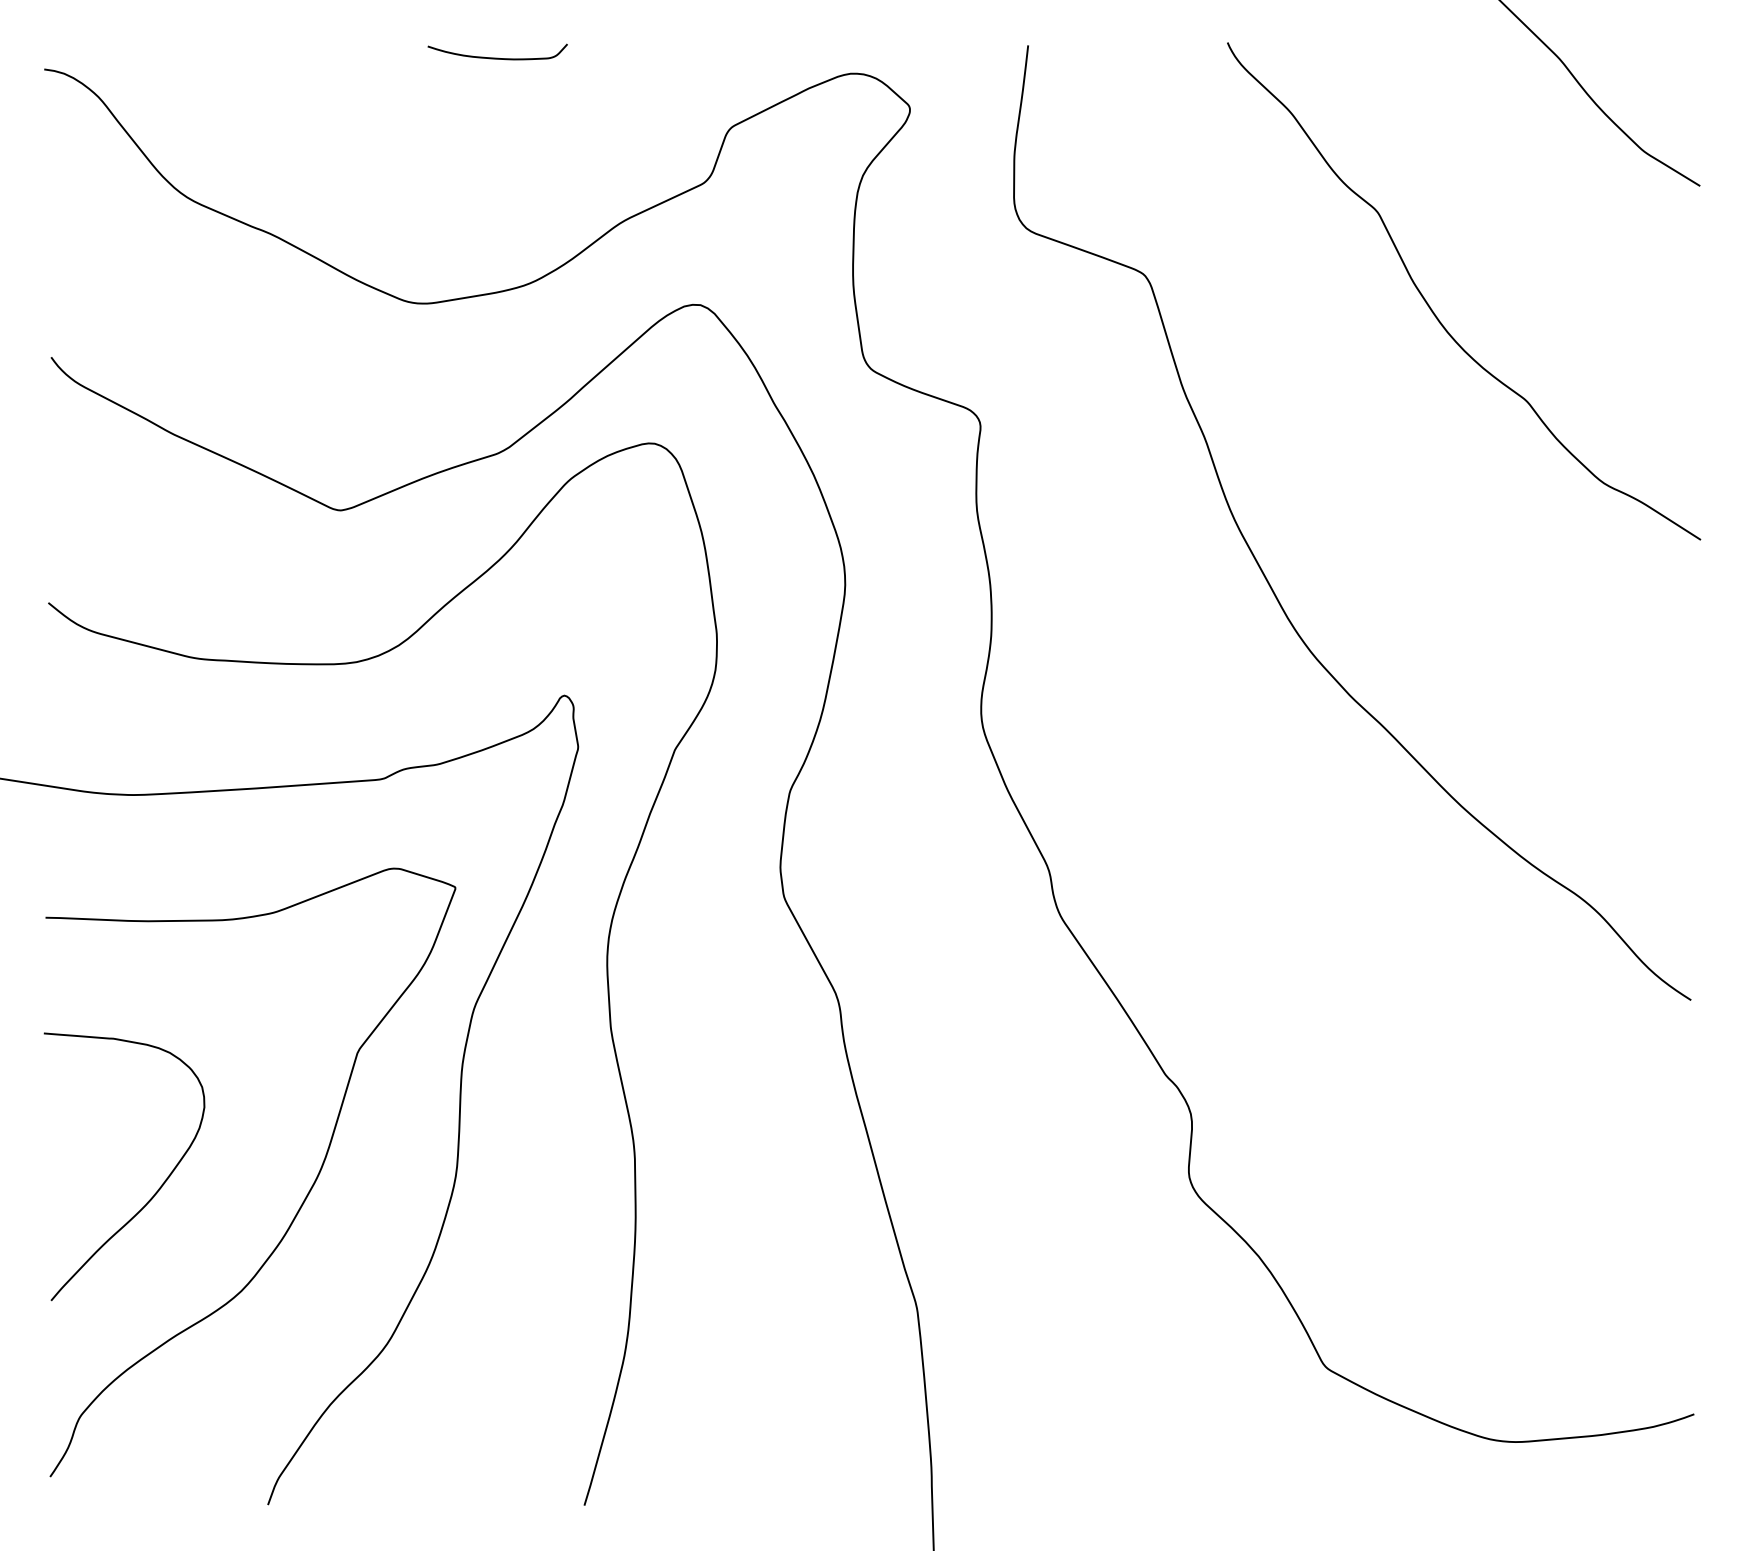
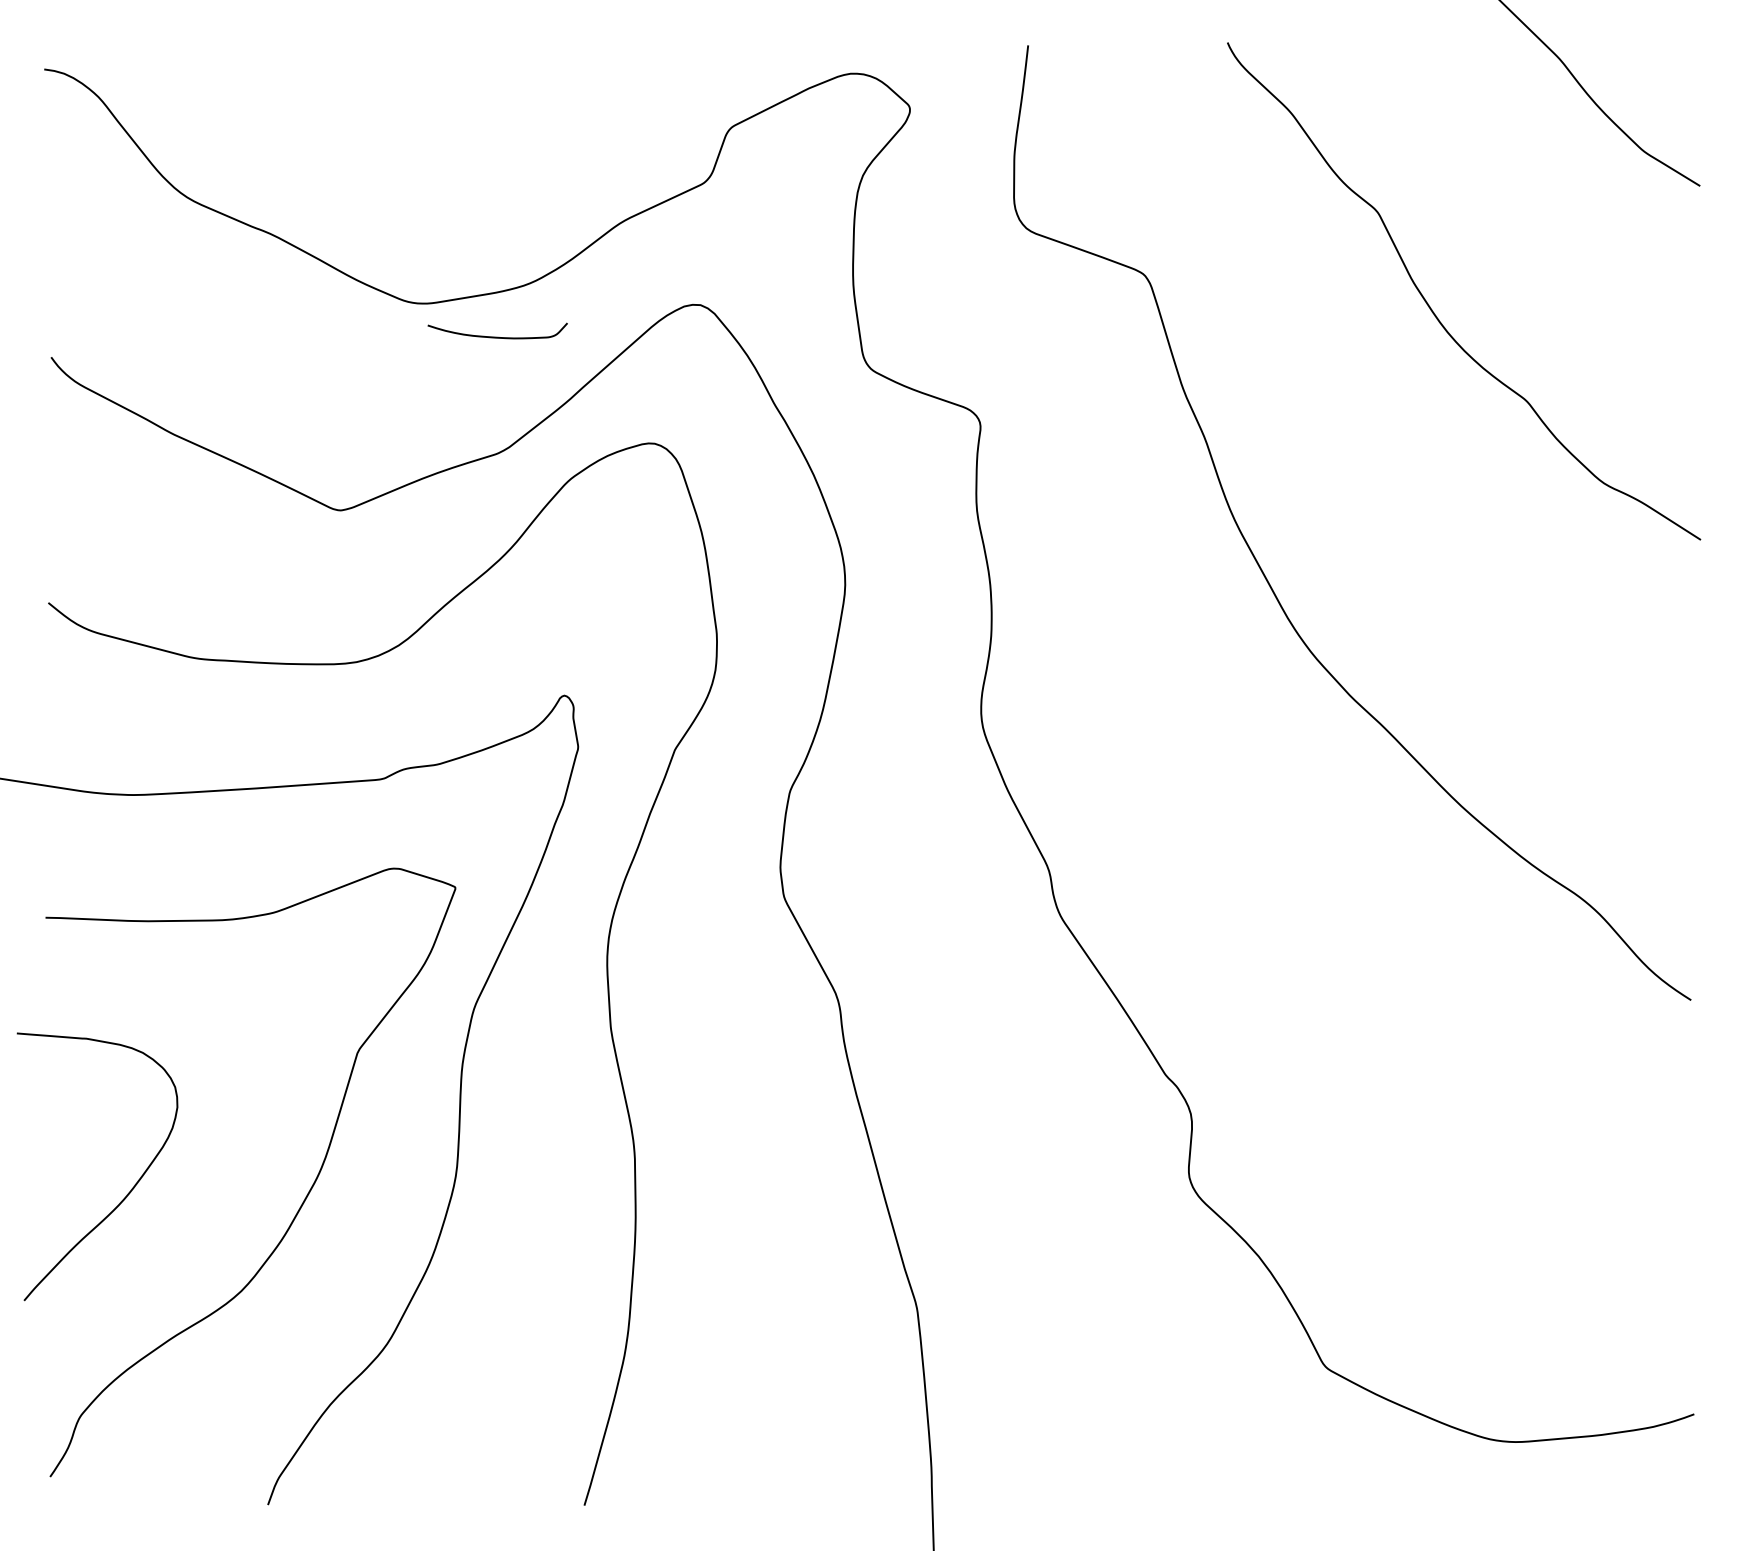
curve position: (497, 57) -> (497, 336) (497, 336)
curve position: (154, 1193) -> (127, 1193) (127, 1193)
